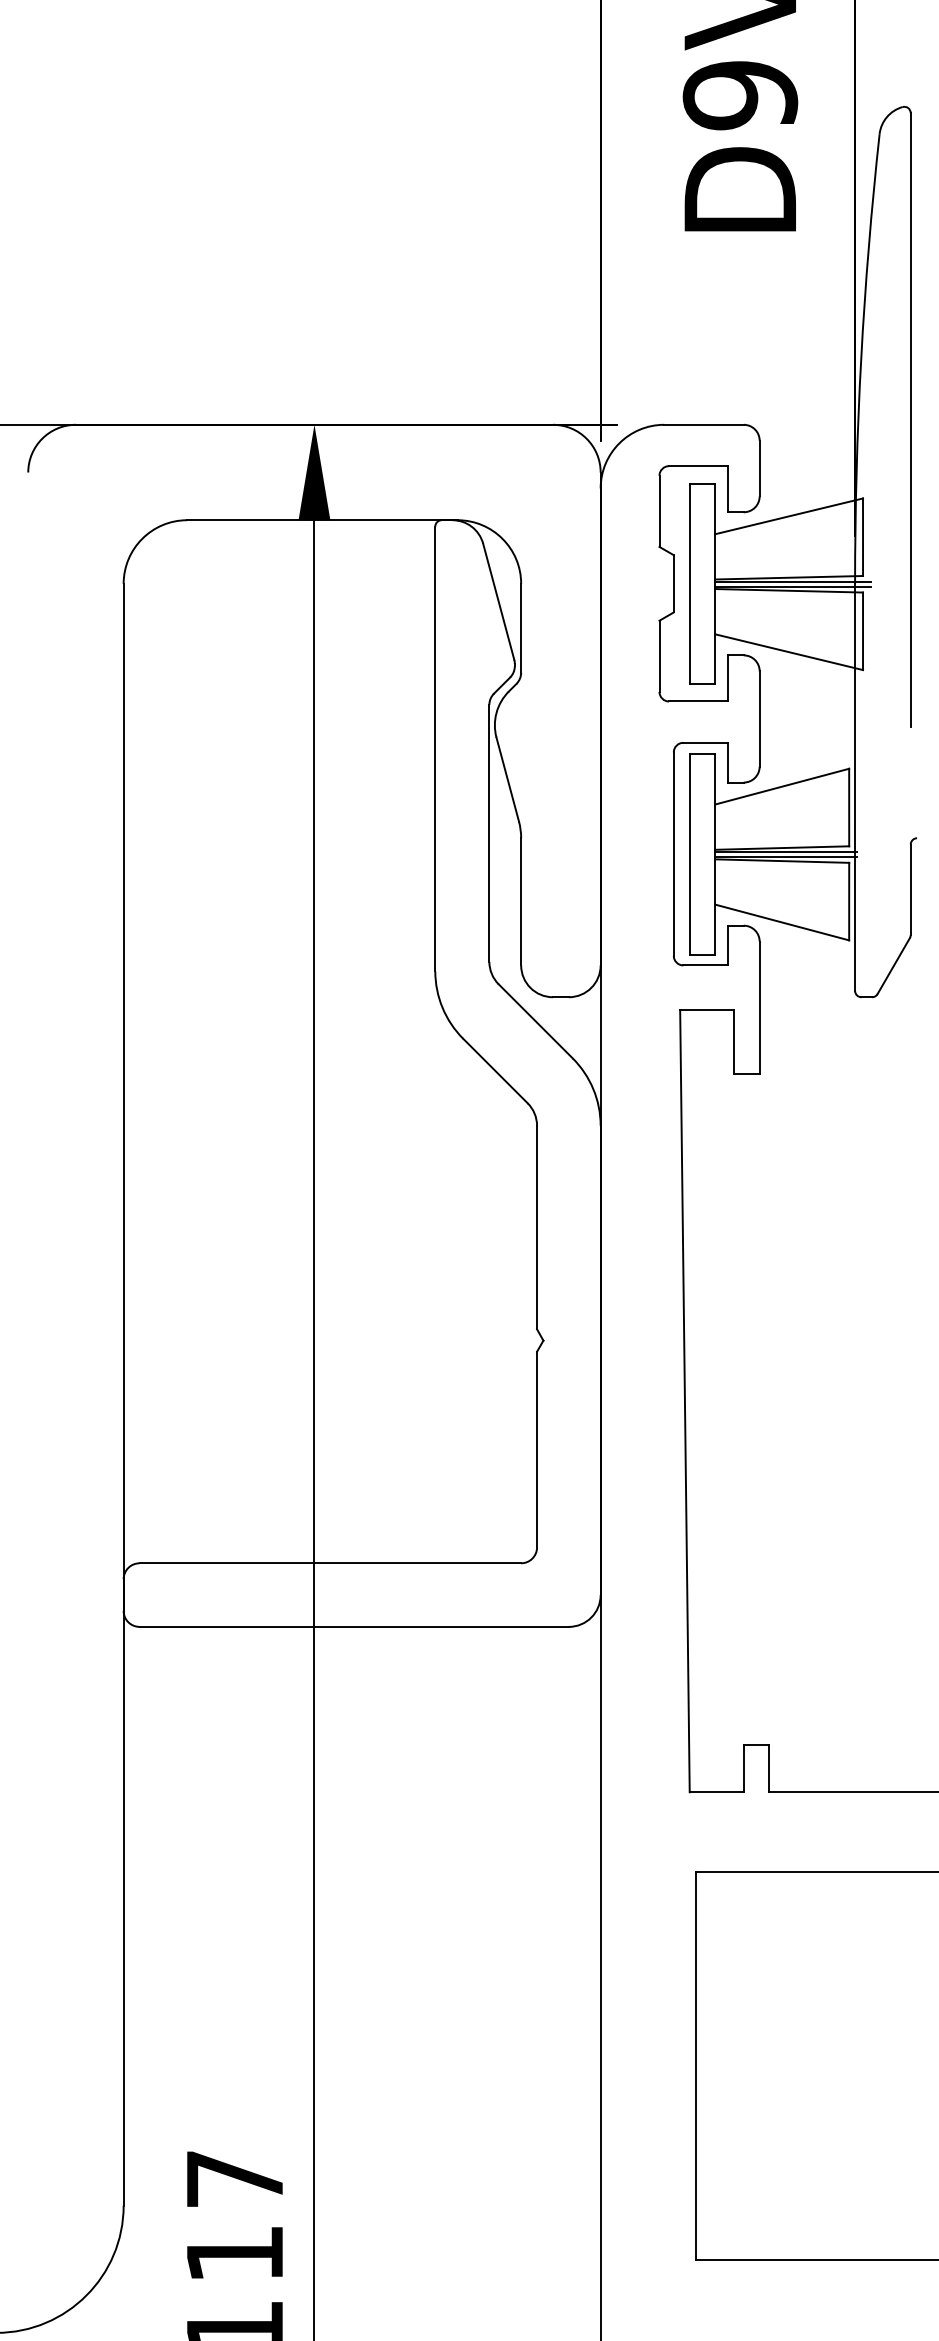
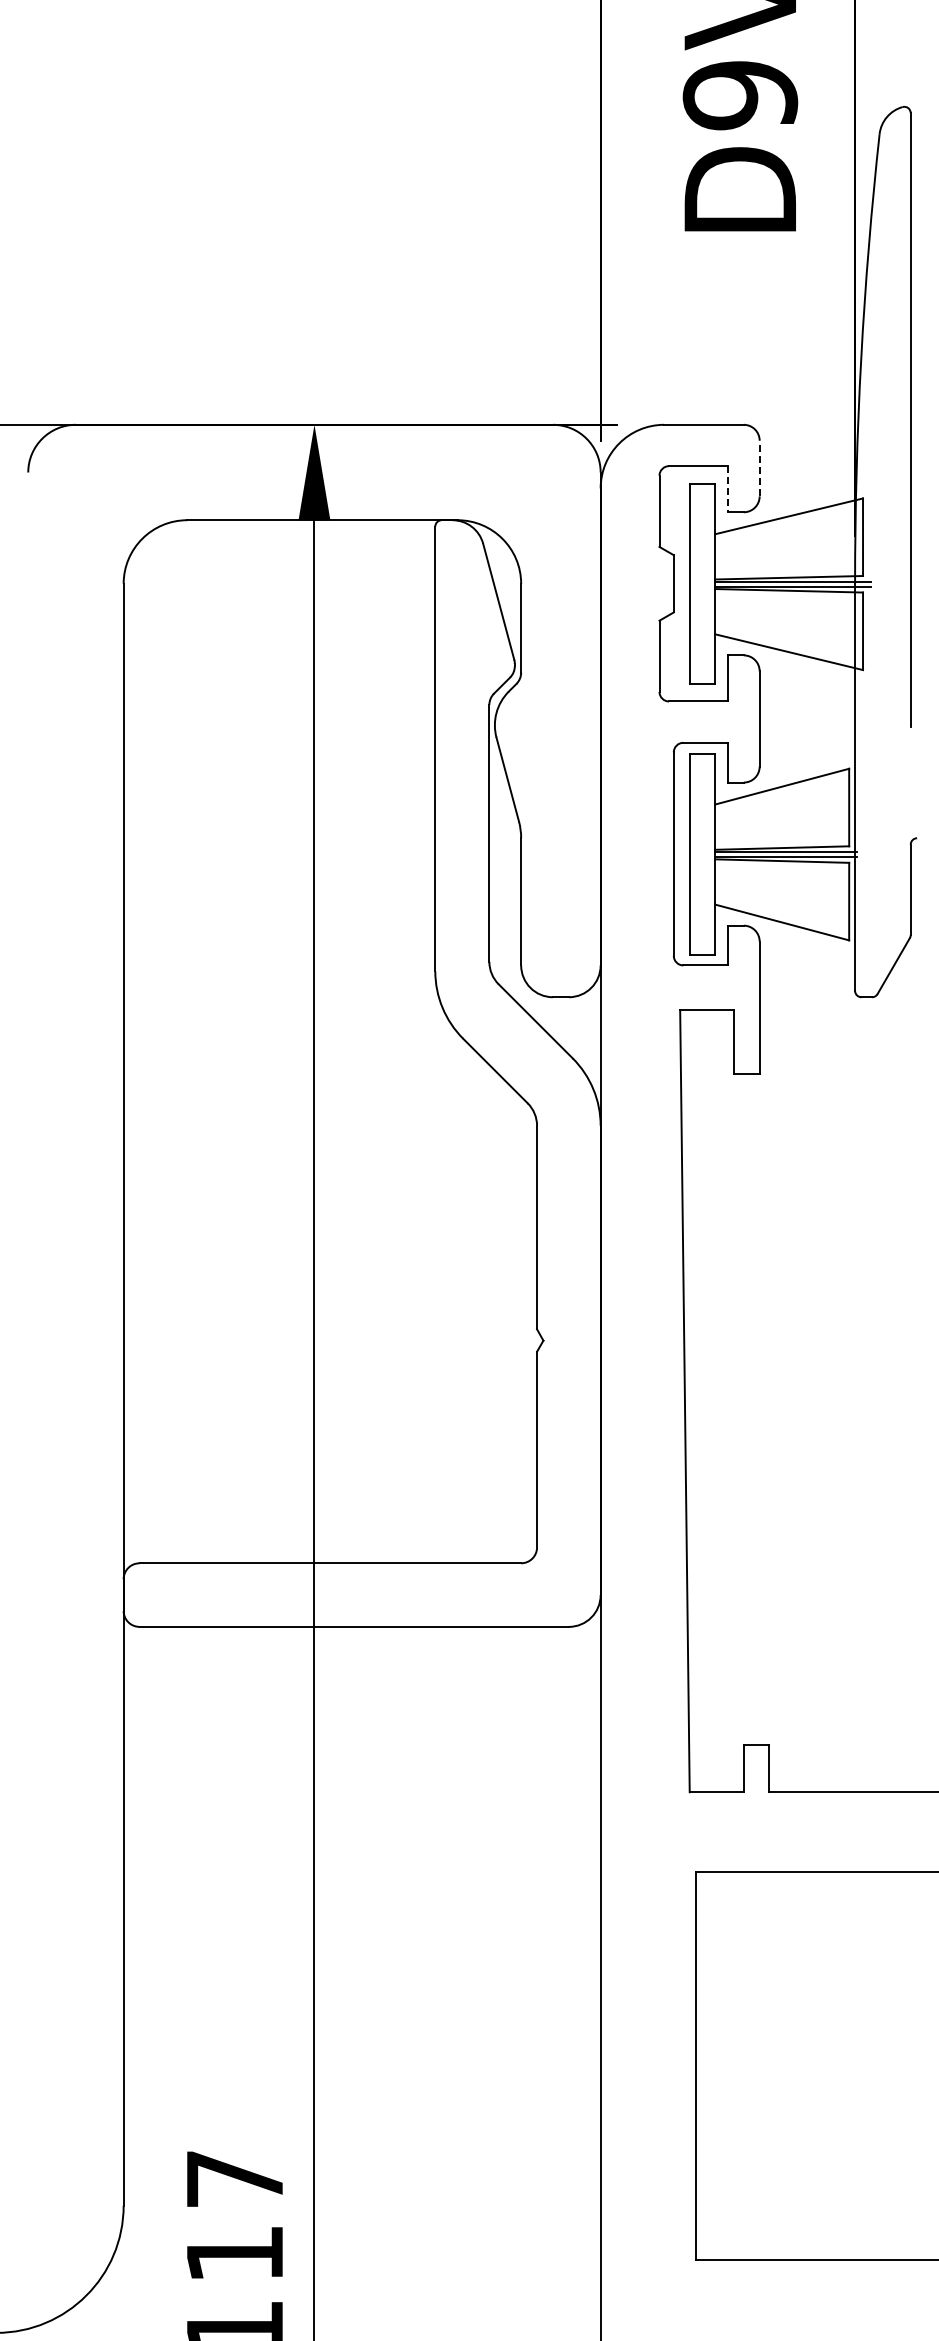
line: solid -> dashed (759, 468)
line: solid -> dashed (727, 489)
